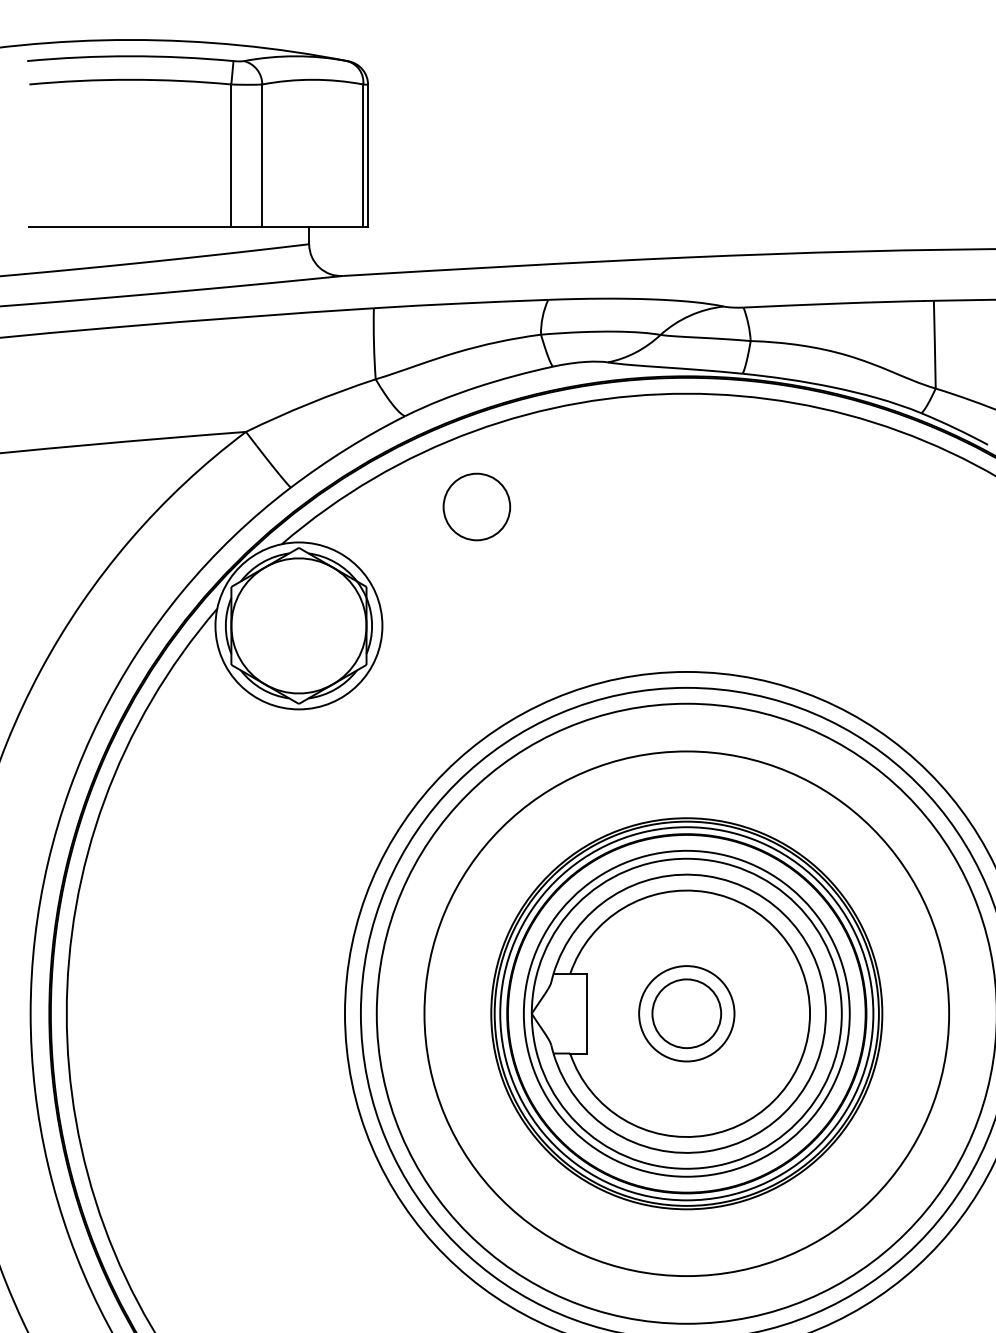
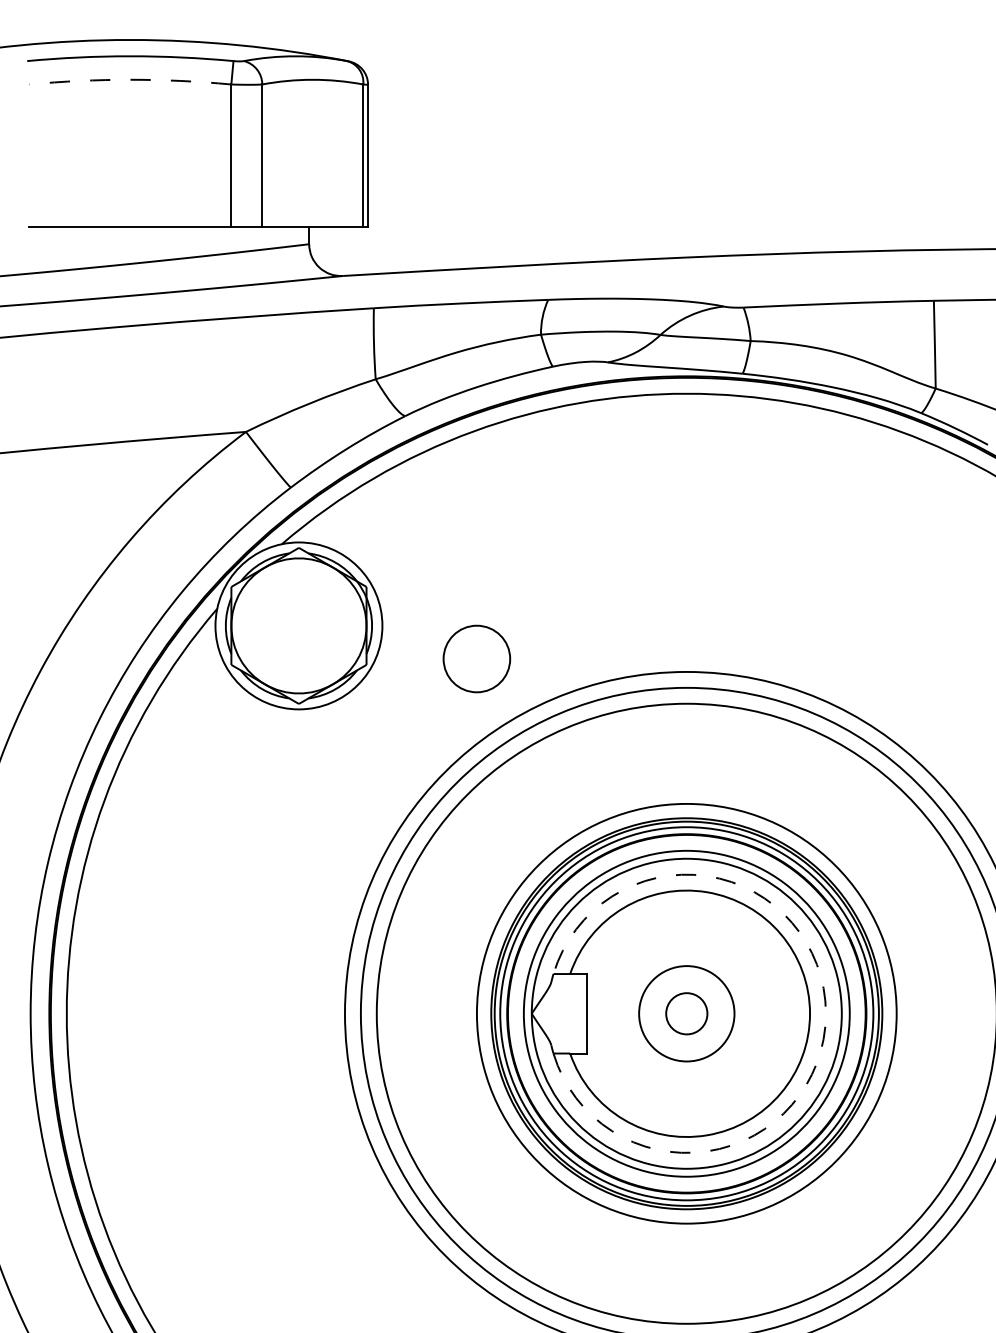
arc: solid -> dashed (130, 79)
circle position: (476, 506) -> (476, 658) (476, 658)
circle diameter: 525 px -> 420 px (686, 1013)
circle diameter: 69 px -> 41 px (686, 1013)
arc: solid -> dashed (825, 1013)
